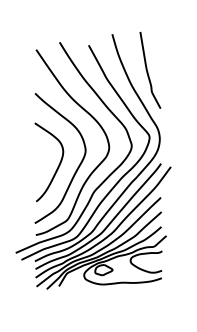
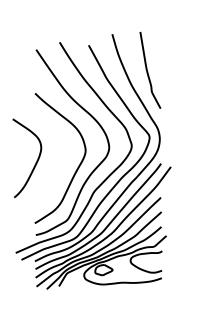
curve position: (57, 166) -> (35, 162) (35, 162)
